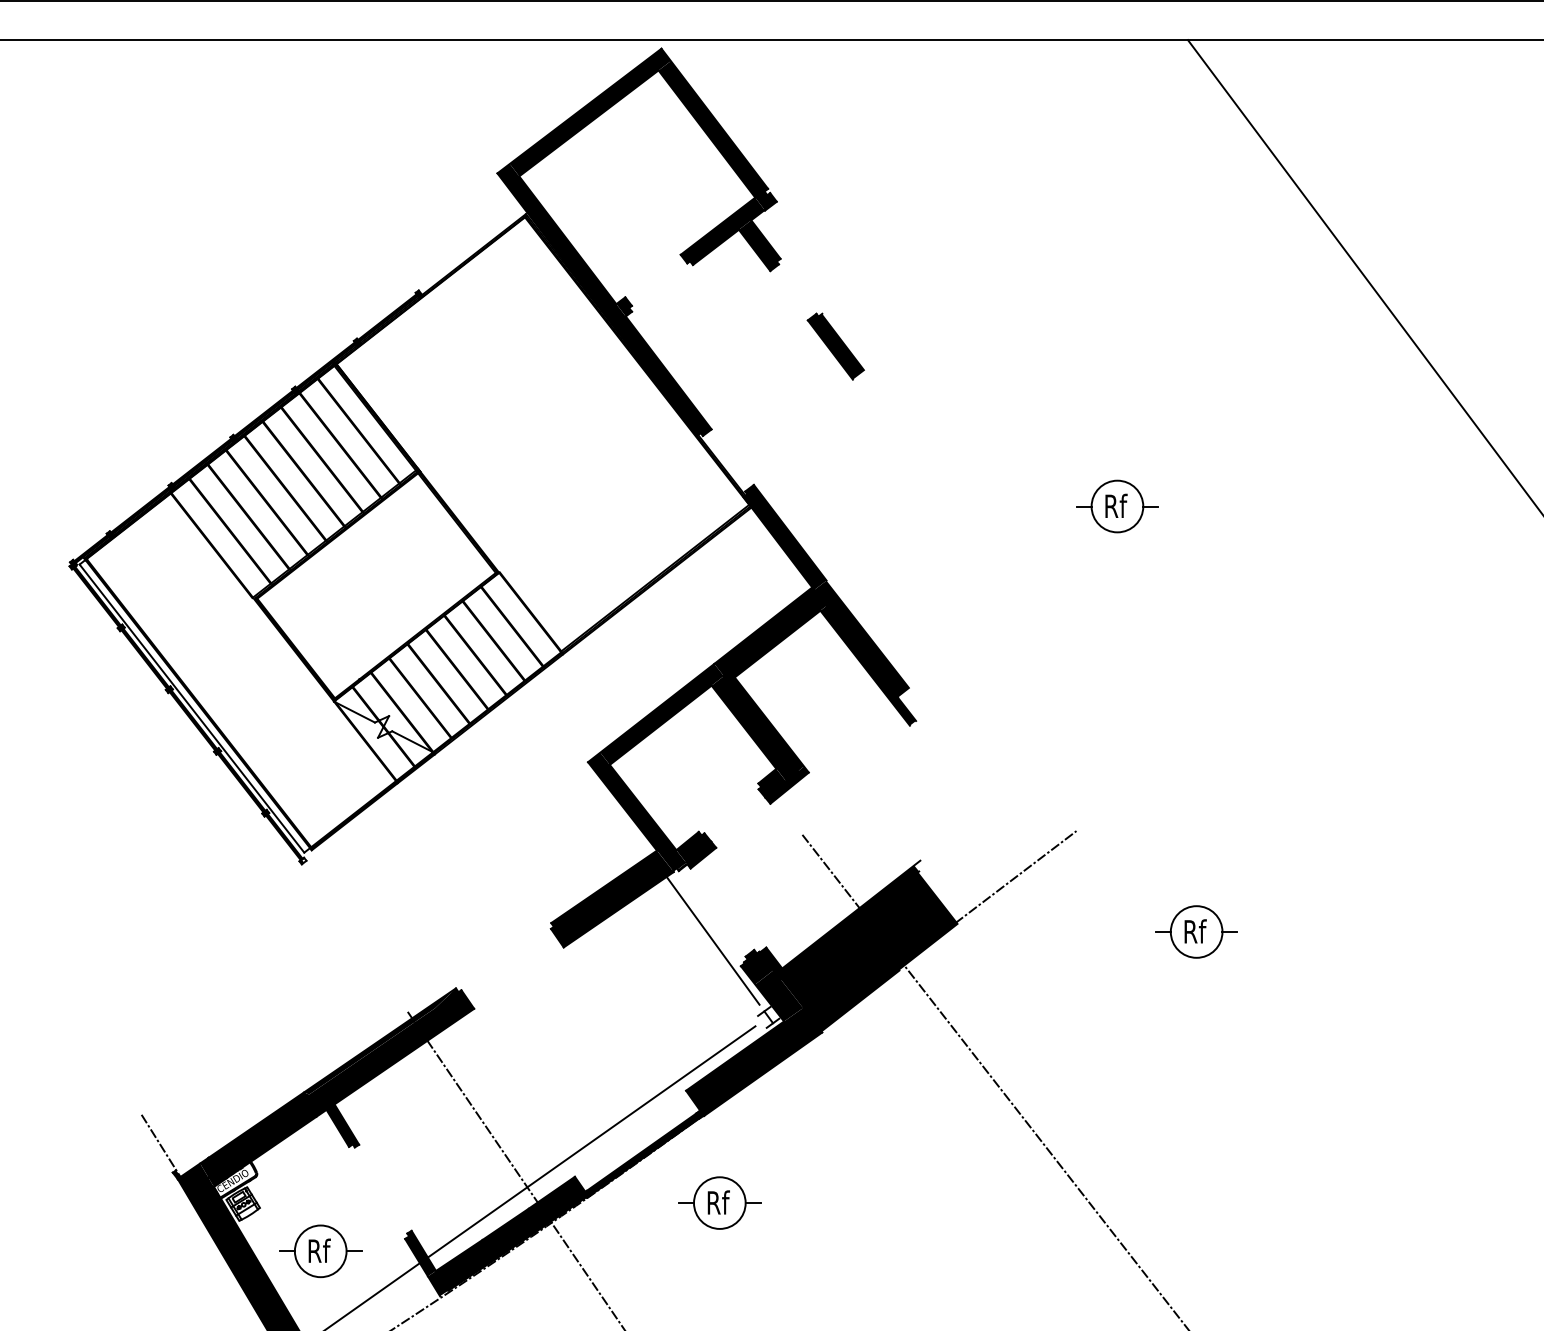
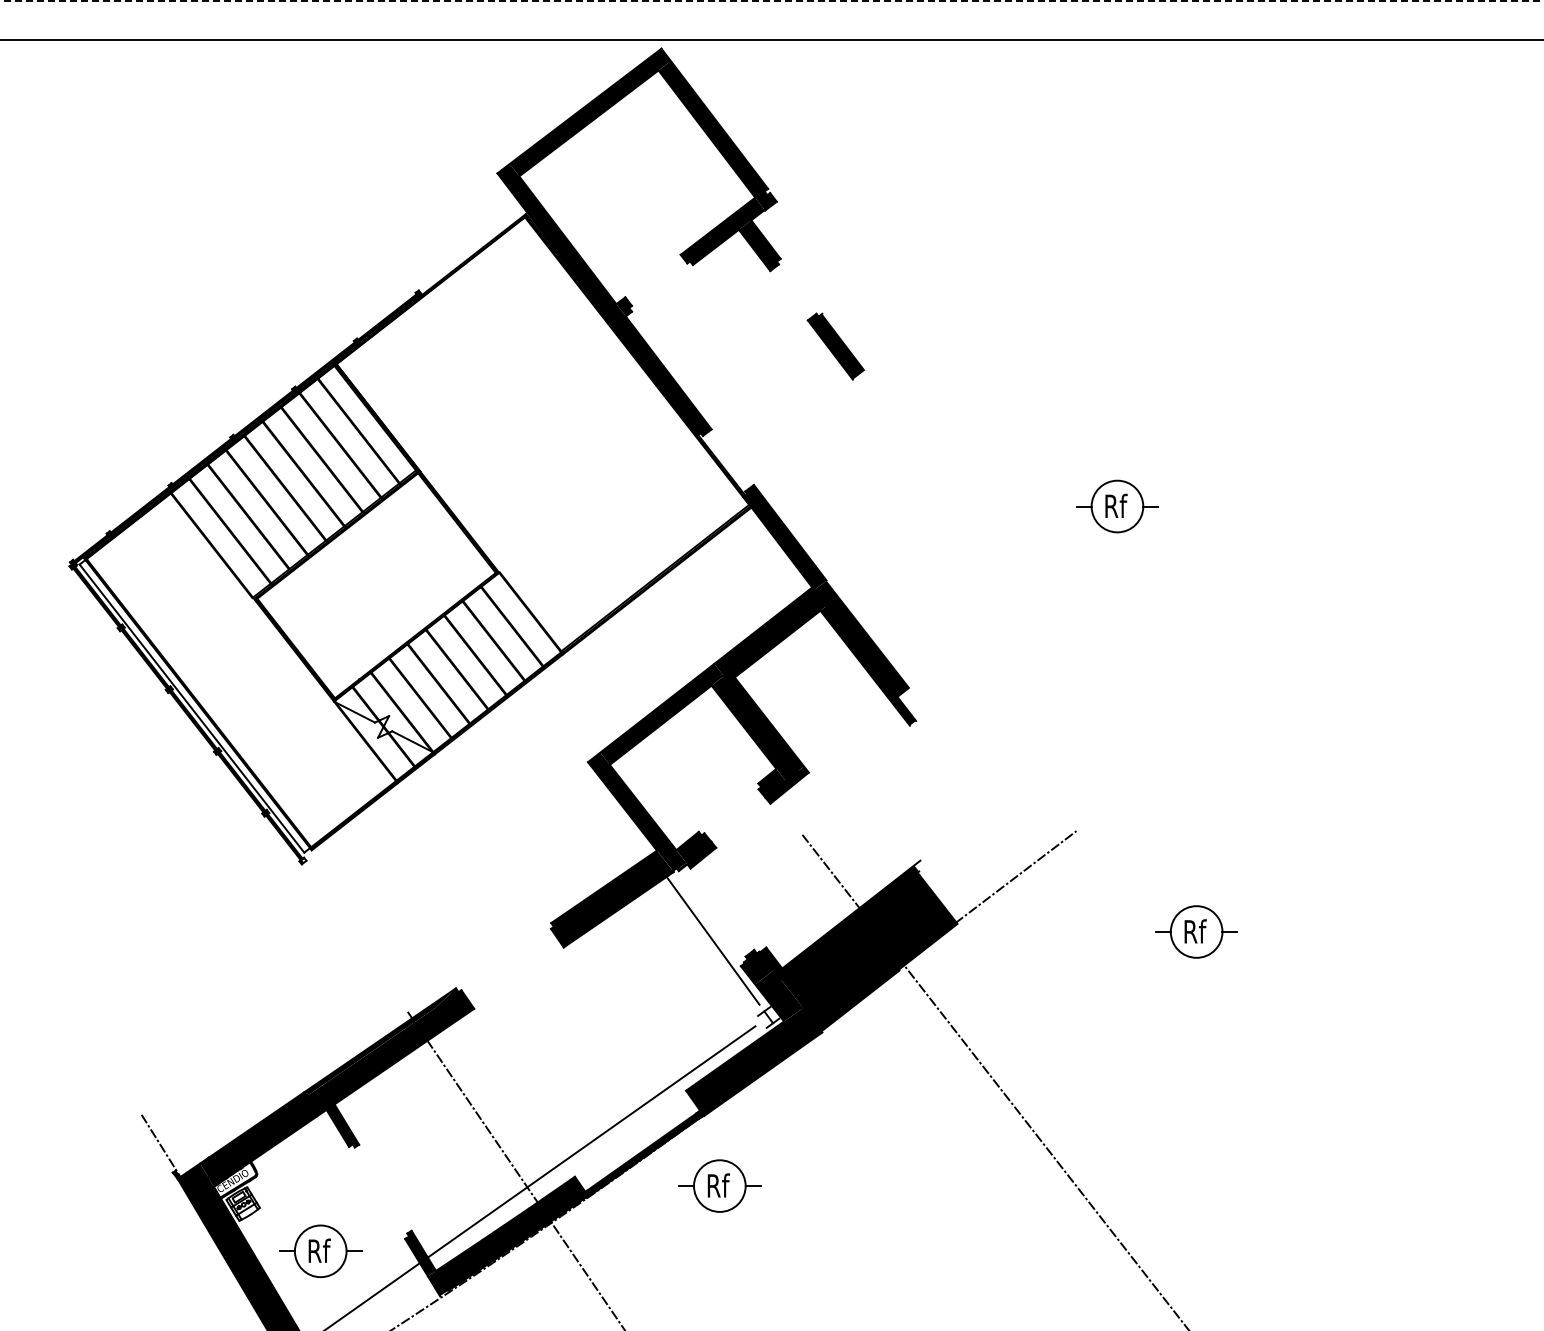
line: solid -> dashed (771, 1)
line: present -> none (1363, 276)
part position: (719, 1202) -> (719, 1185) (719, 1185)
